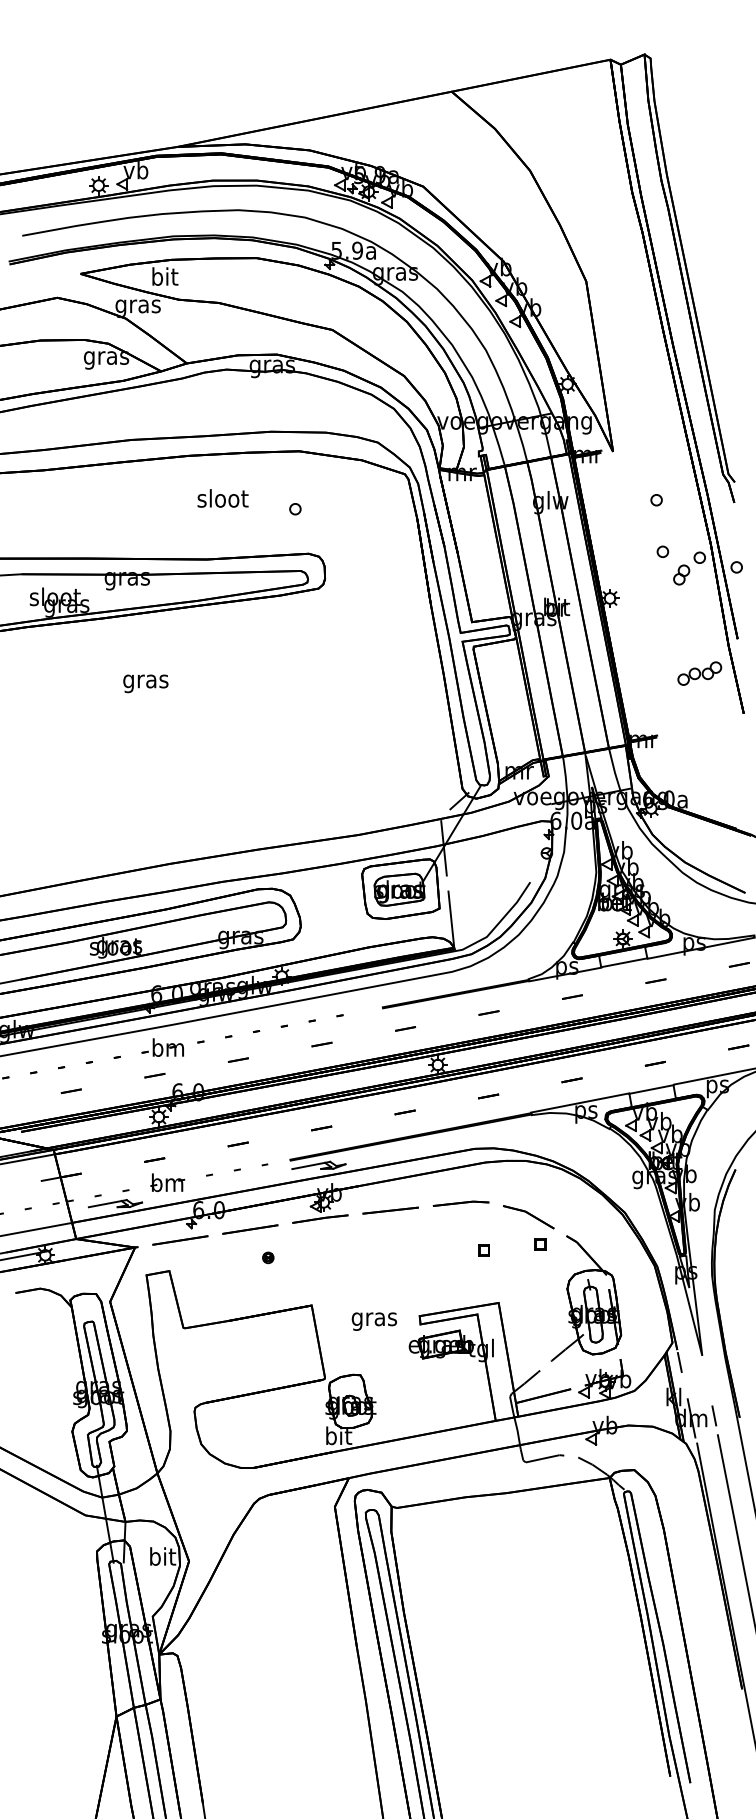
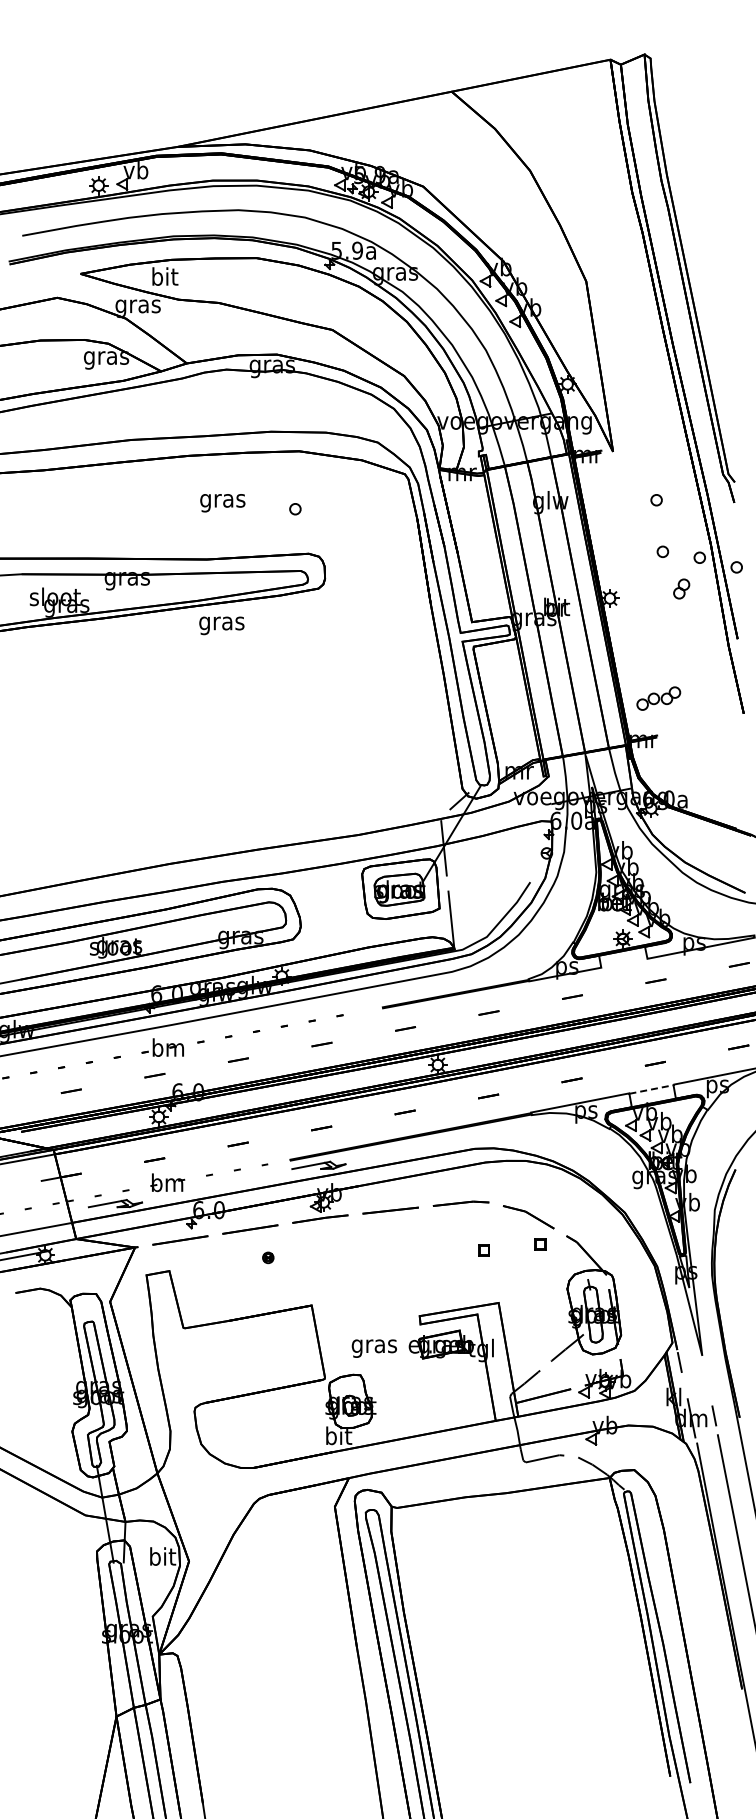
text: sloot -> gras (222, 500)
part position: (681, 574) -> (681, 588) (681, 588)
part position: (699, 673) -> (658, 698) (658, 698)
text position: (145, 683) -> (221, 625) (221, 625)
line: present -> none (624, 962)
line: solid -> dashed (651, 1089)
text position: (373, 1321) -> (373, 1348) (373, 1348)
